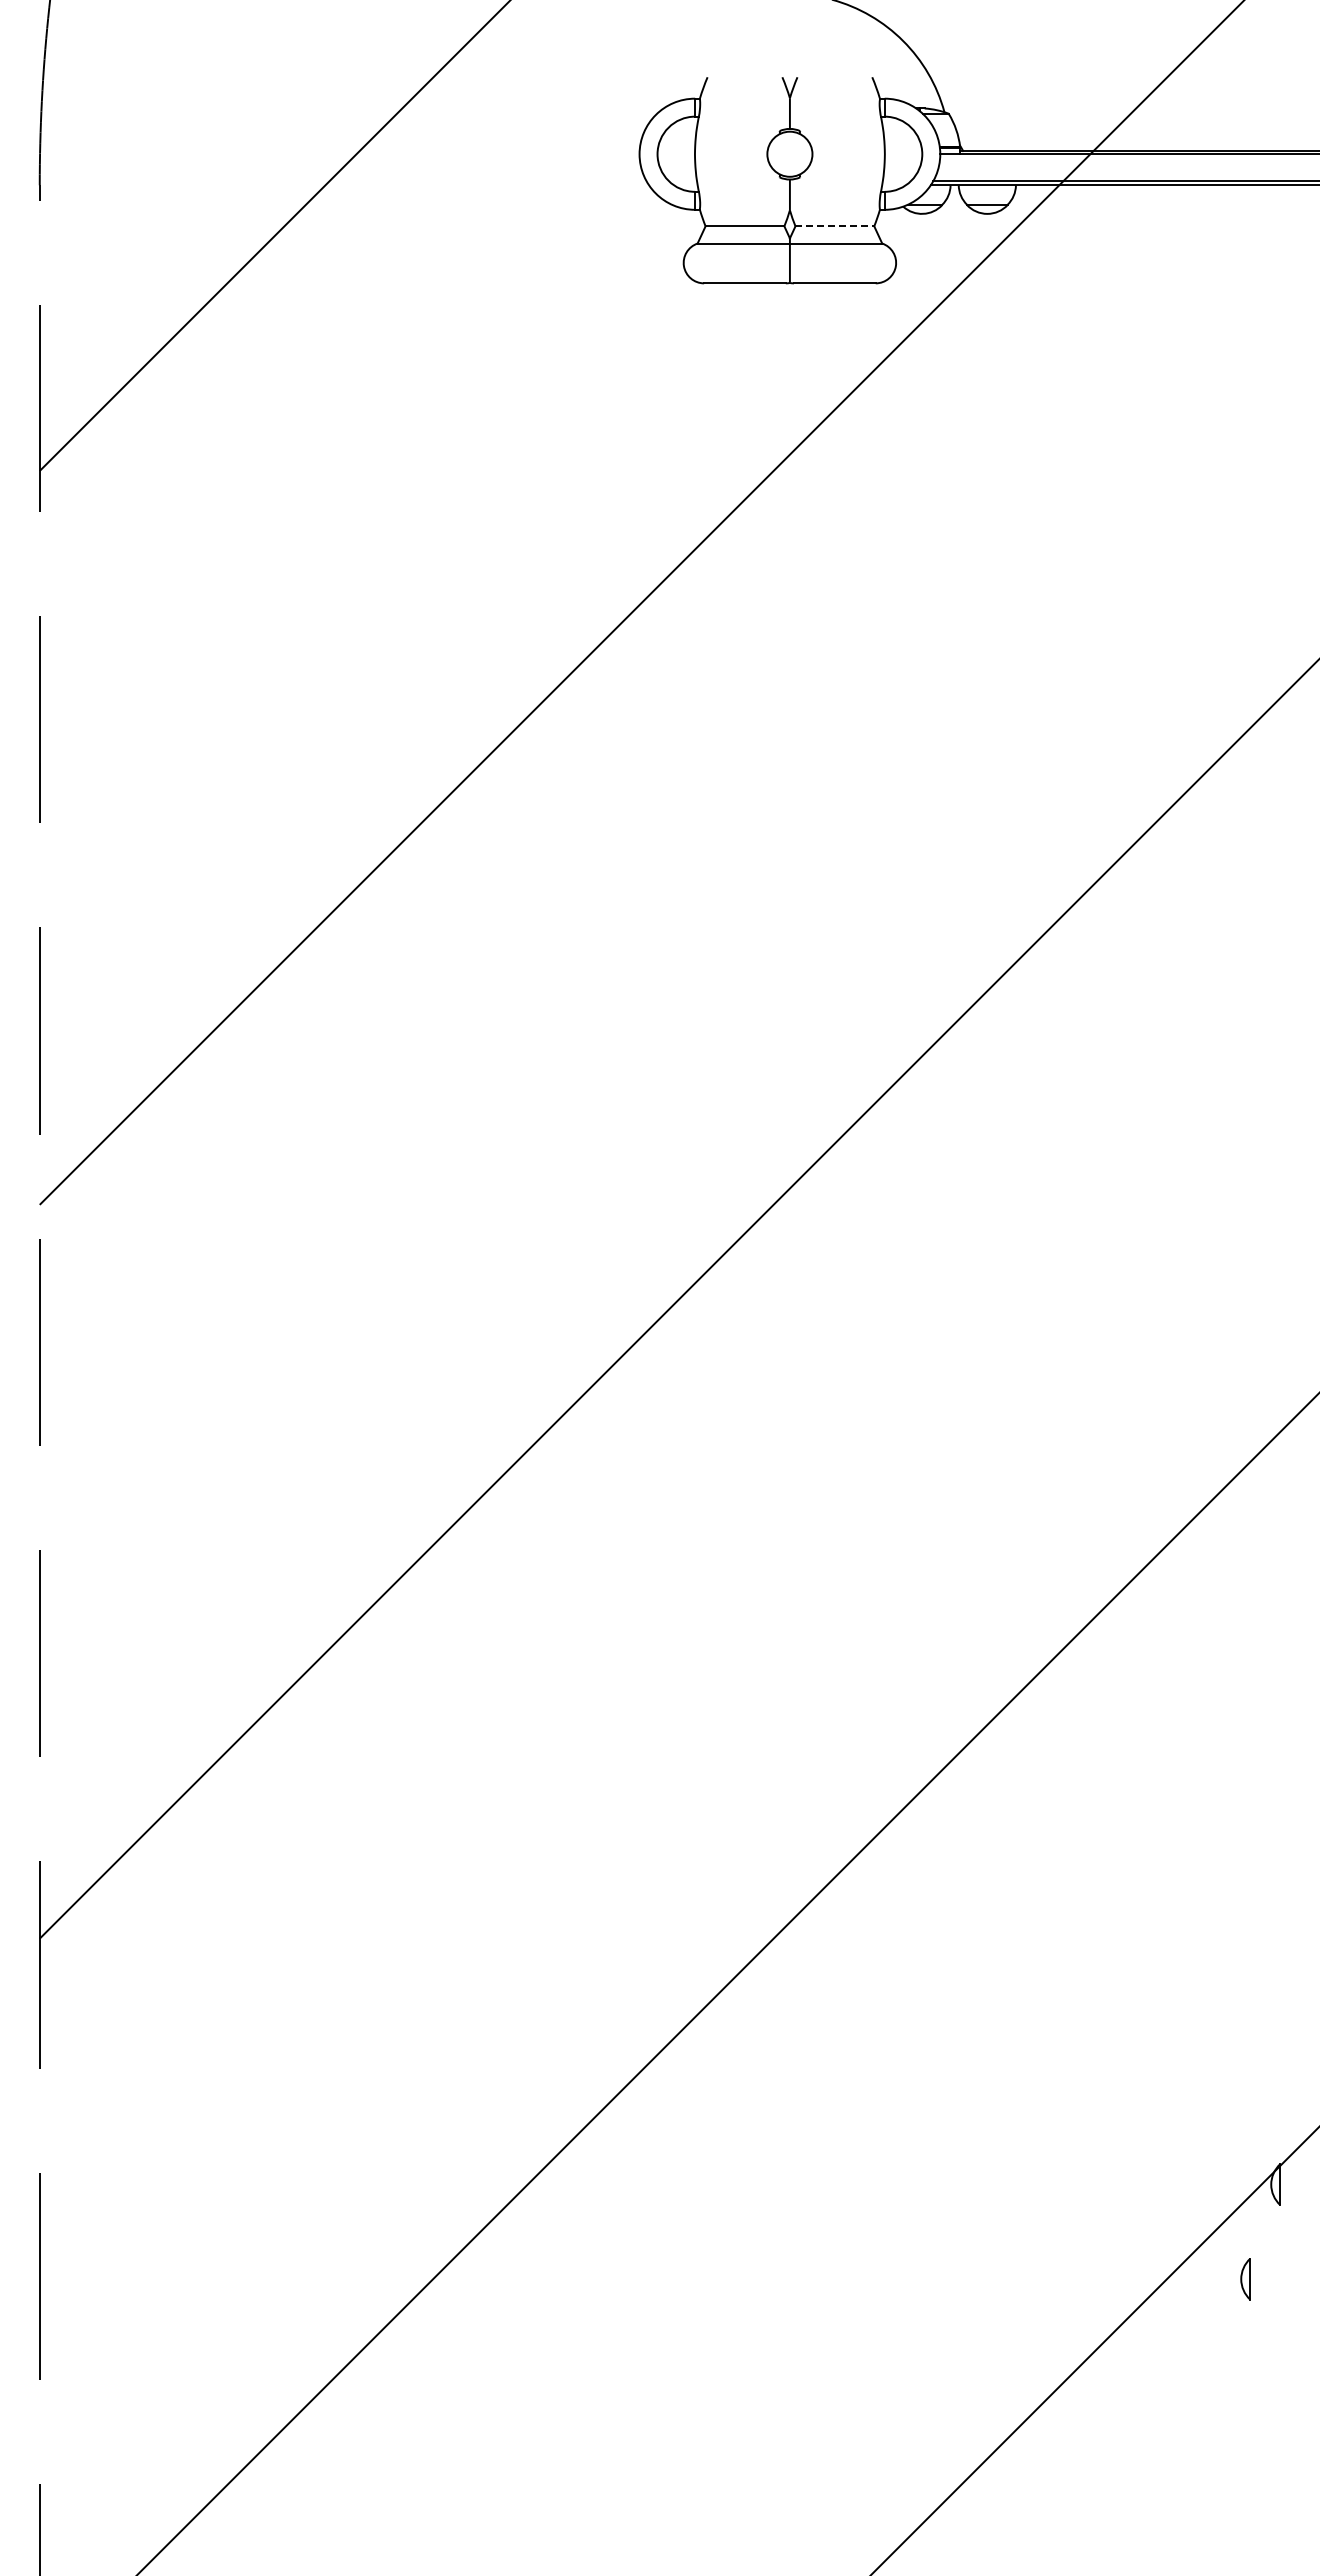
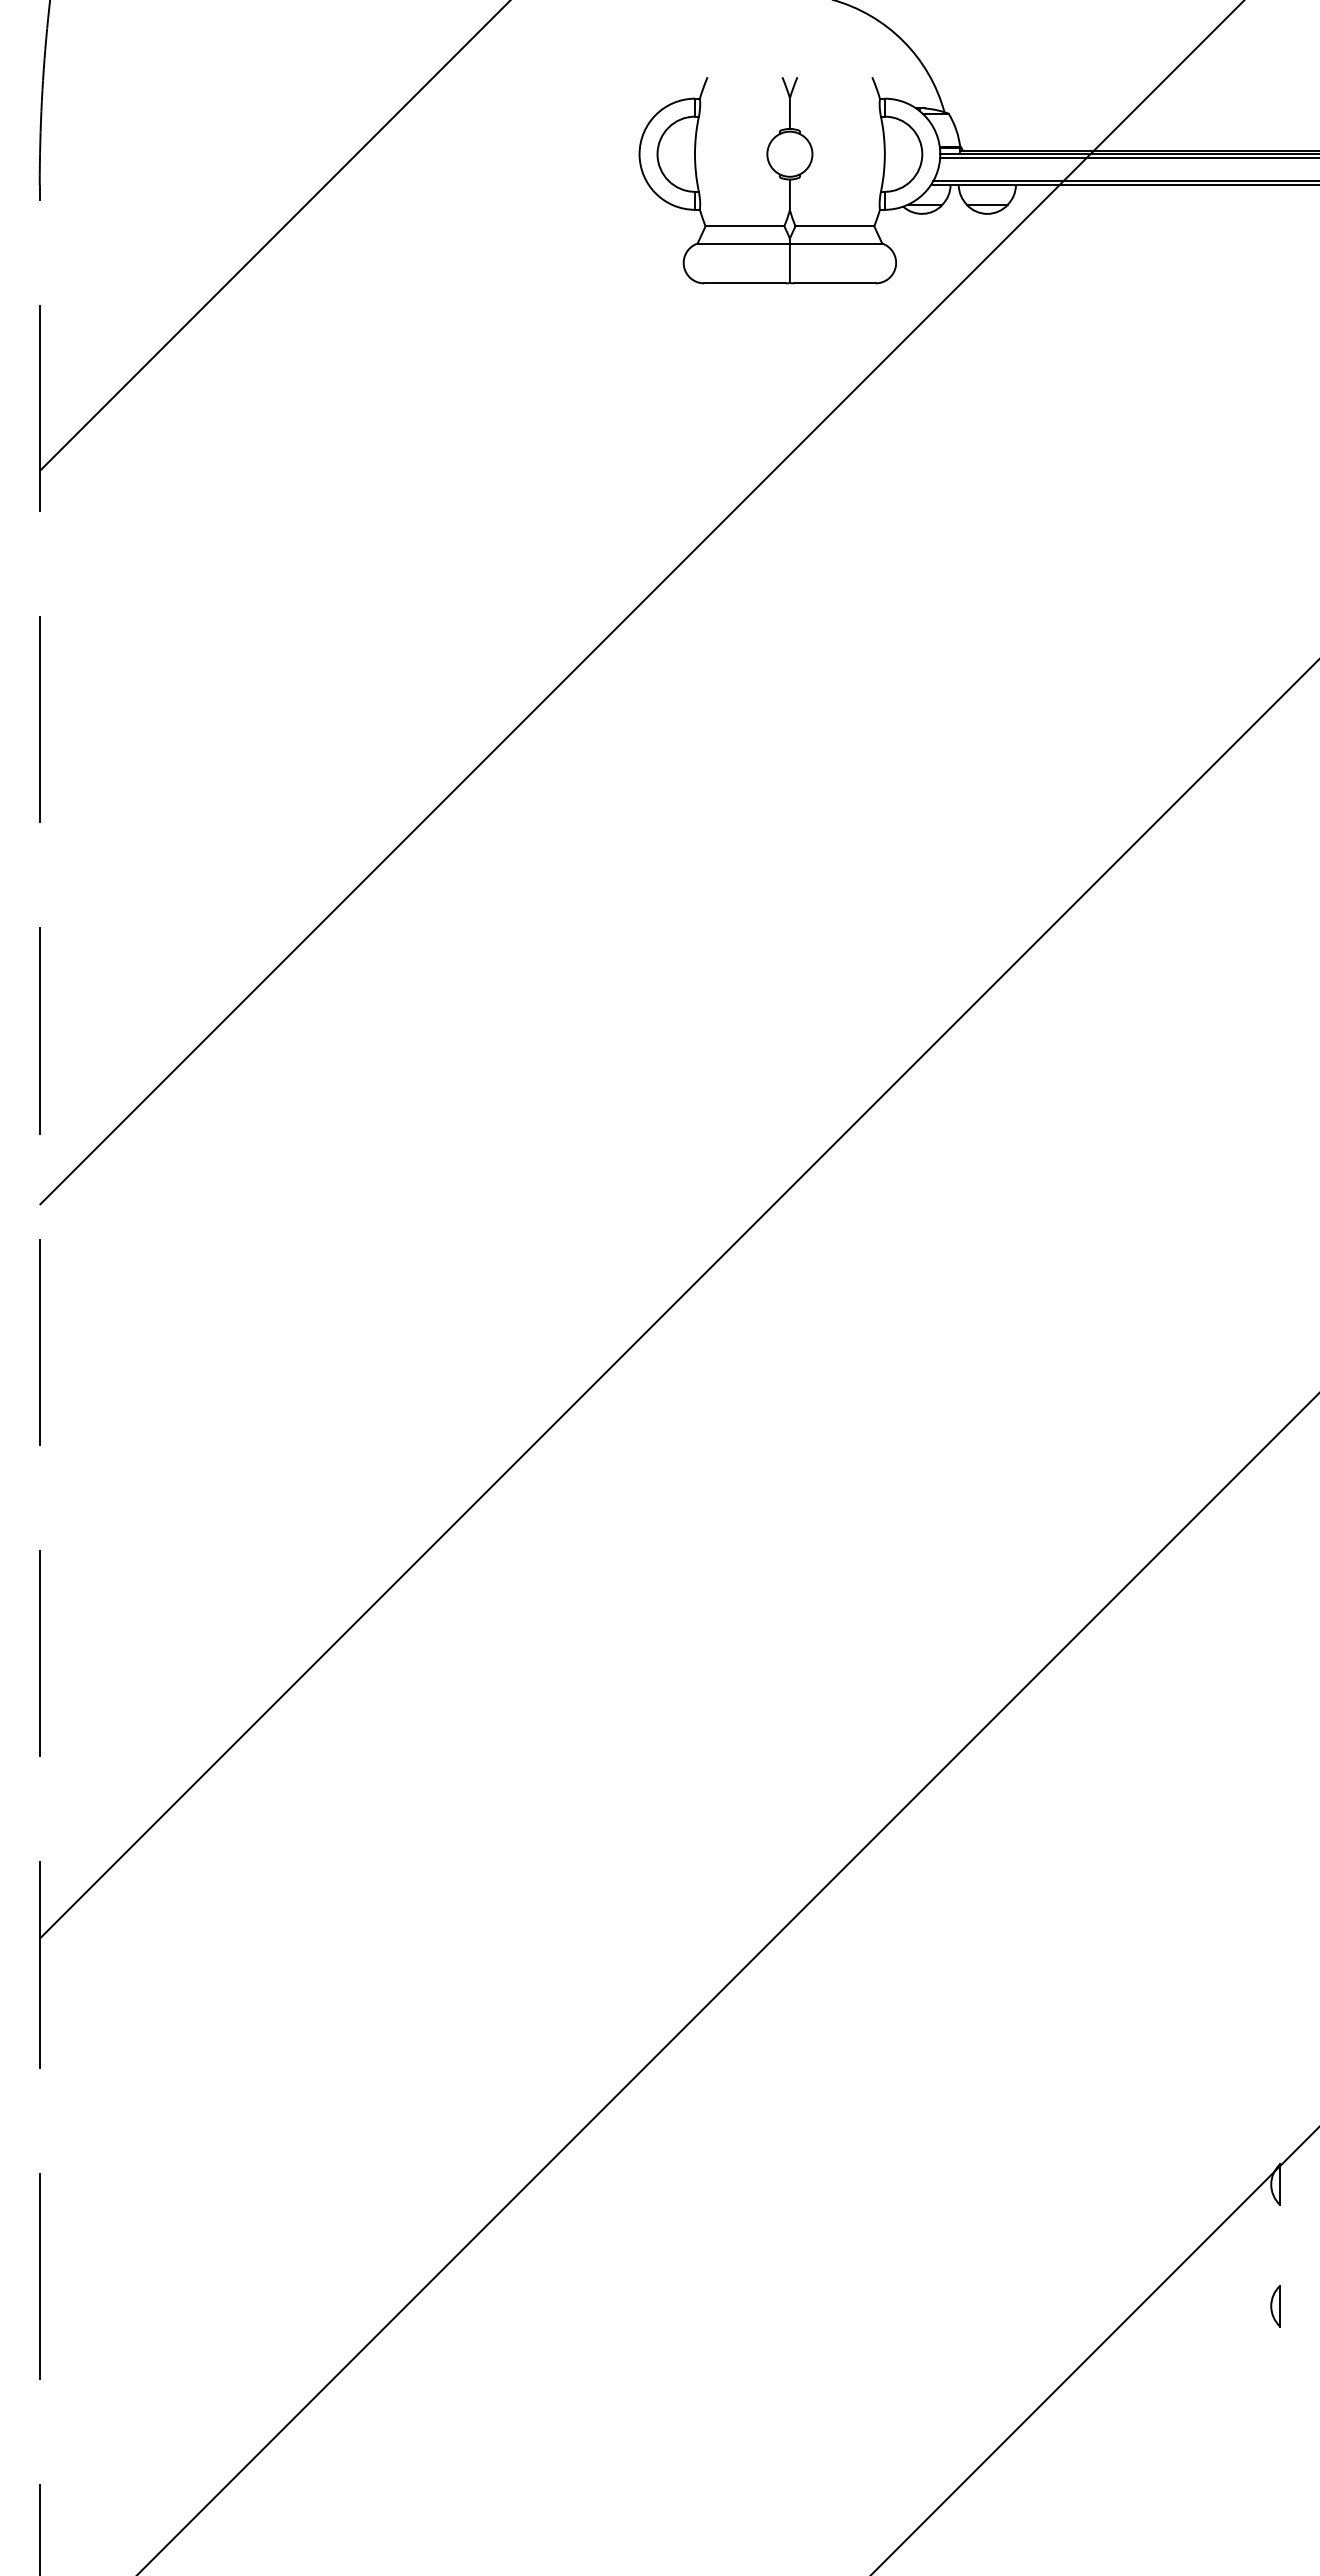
line: none -> present (1128, 158)
line: dashed -> solid (835, 226)
part position: (1245, 2279) -> (1275, 2306) (1275, 2306)
